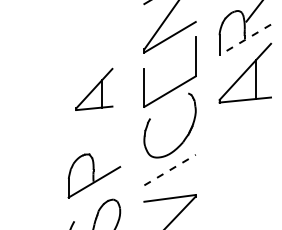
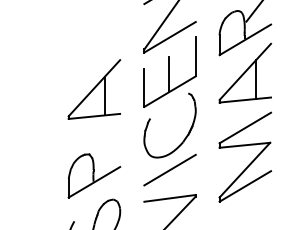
line: dashed -> solid (245, 39)
line: none -> present (168, 74)
part size: 39x44 px -> 55x61 px (94, 89)
part: none -> present (251, 161)
line: dashed -> solid (170, 170)
